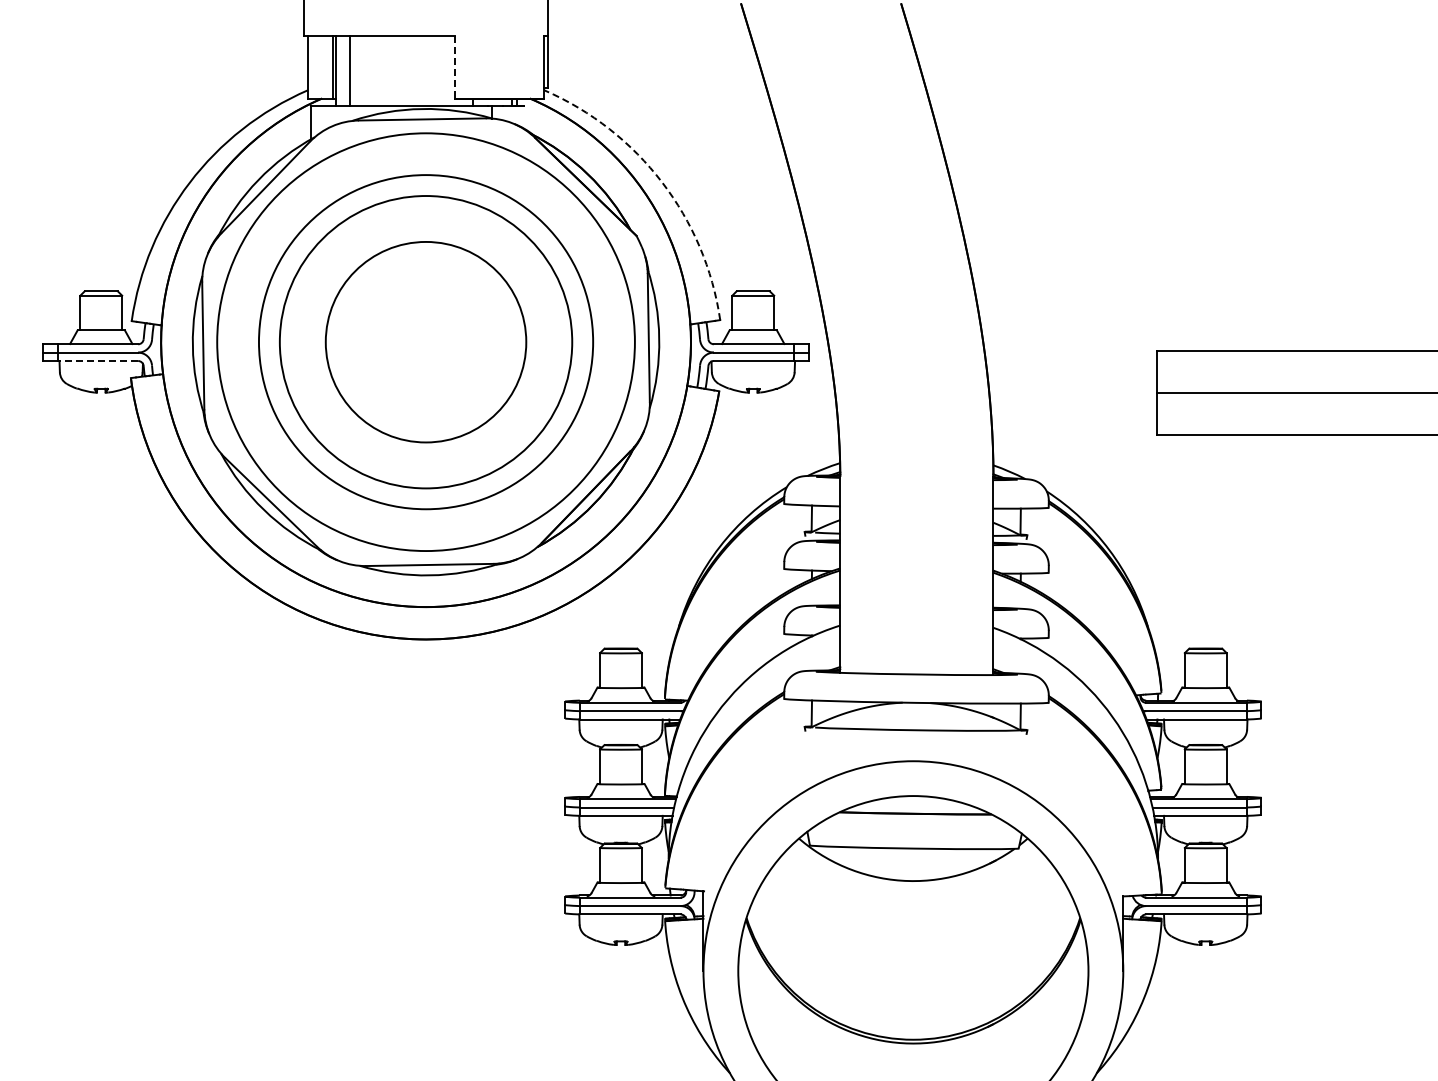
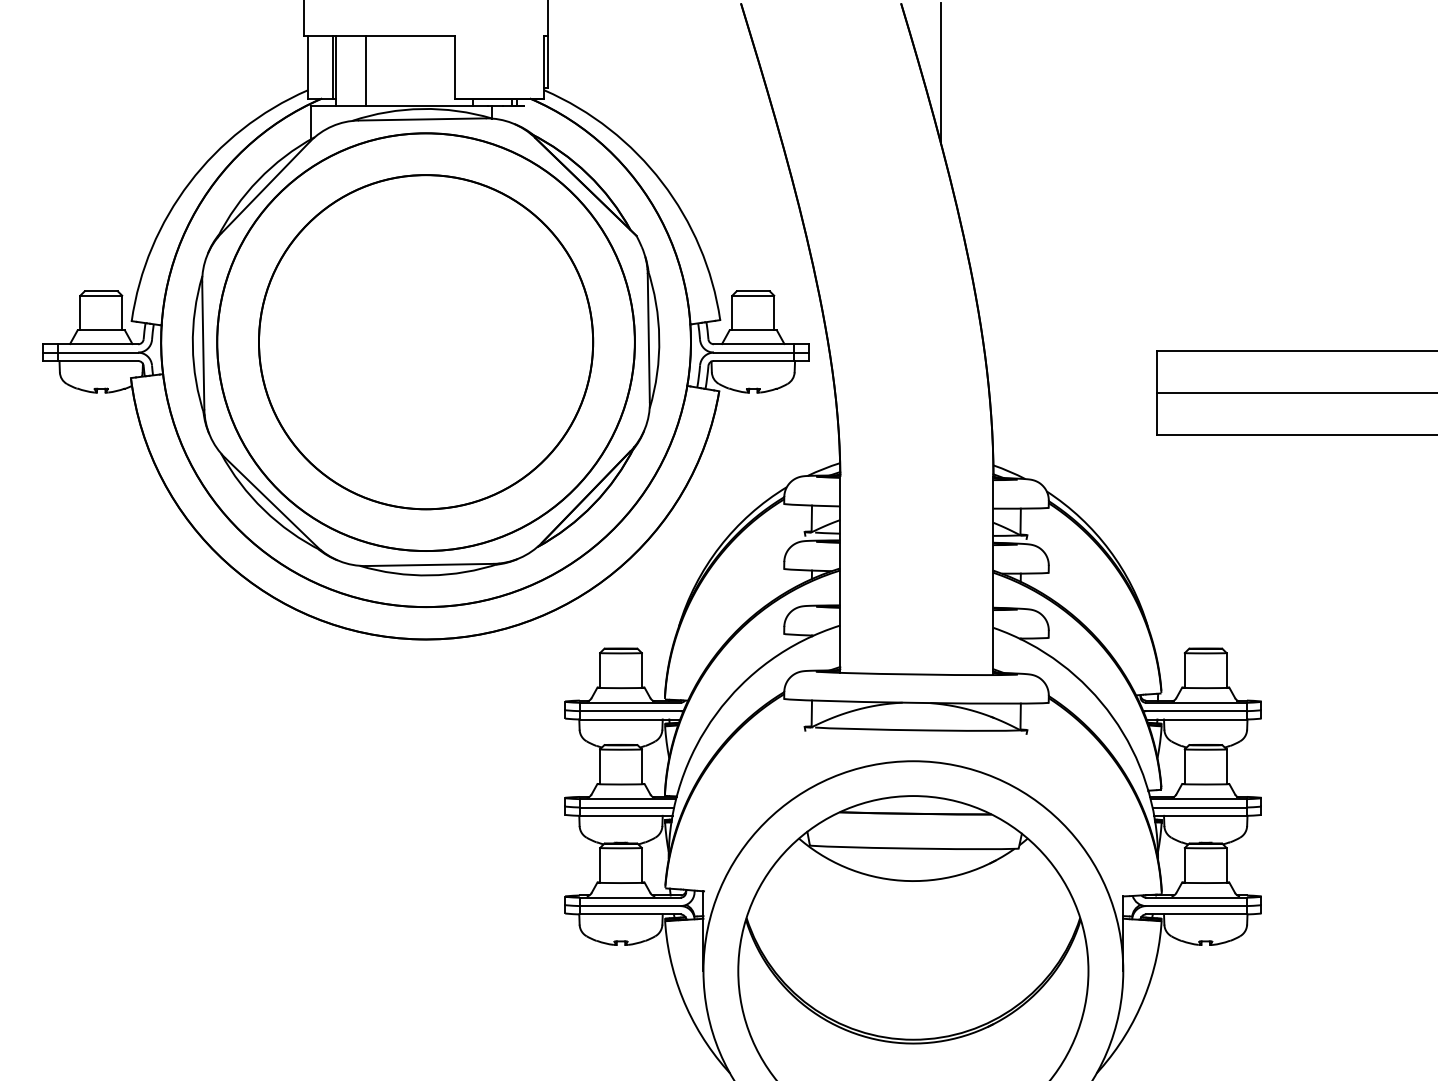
line: dashed -> solid (455, 67)
line position: (350, 70) -> (366, 70) (366, 70)
line: none -> present (941, 73)
arc: dashed -> solid (662, 182)
circle diameter: 201 px -> 334 px (425, 342)
circle diameter: 292 px -> 418 px (425, 342)
line: dashed -> solid (97, 361)
